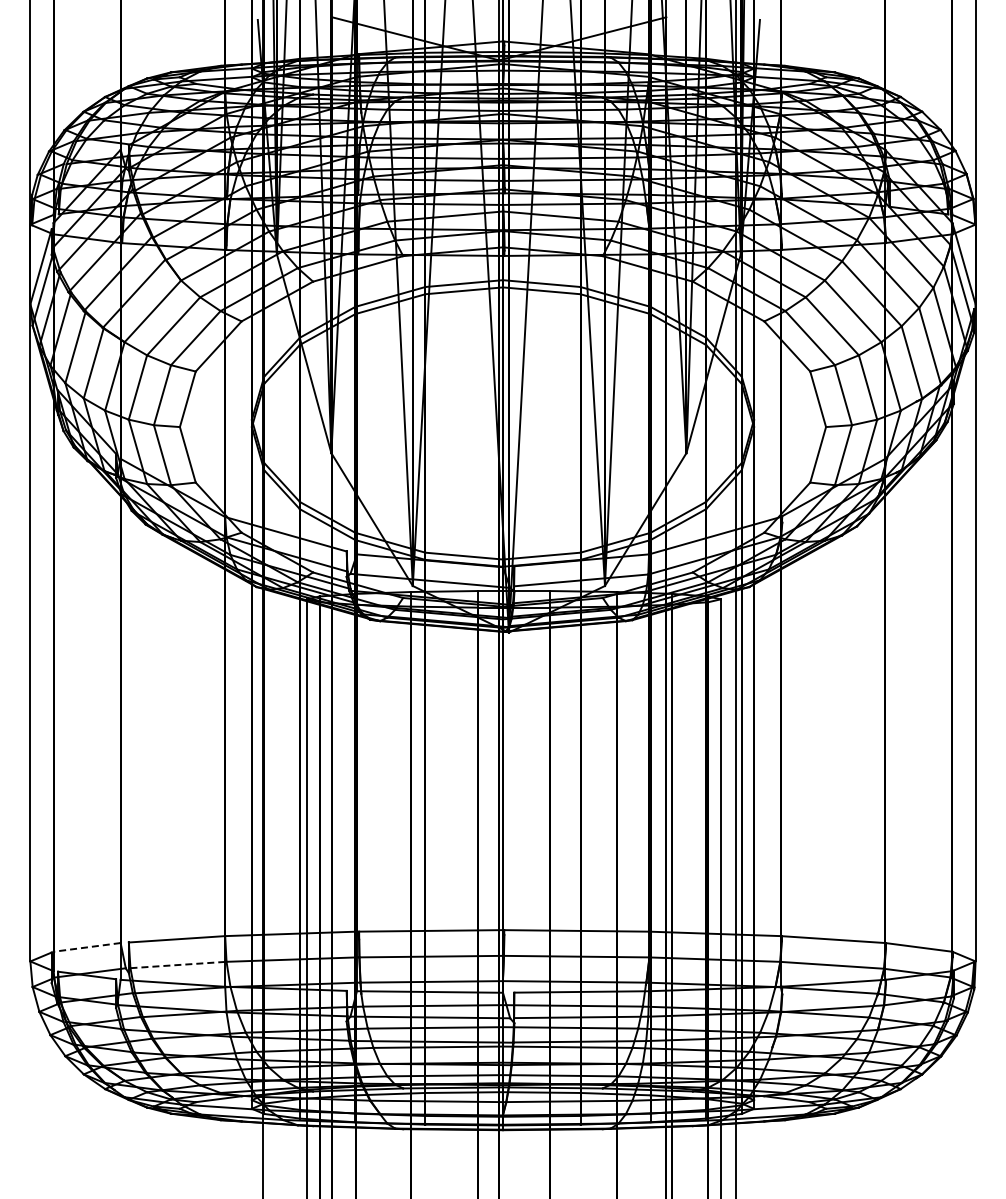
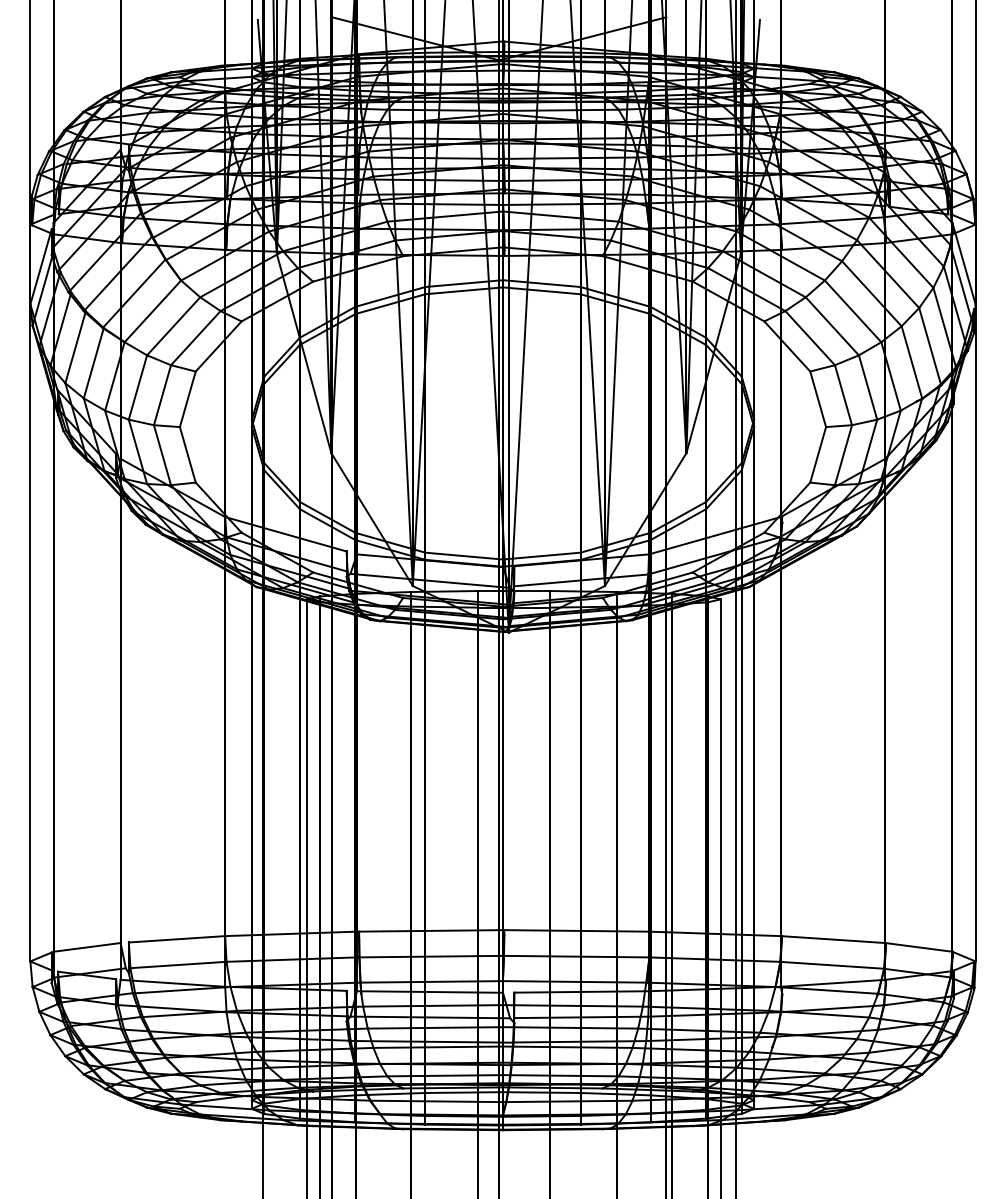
line: dashed -> solid (87, 947)
line: dashed -> solid (179, 964)
